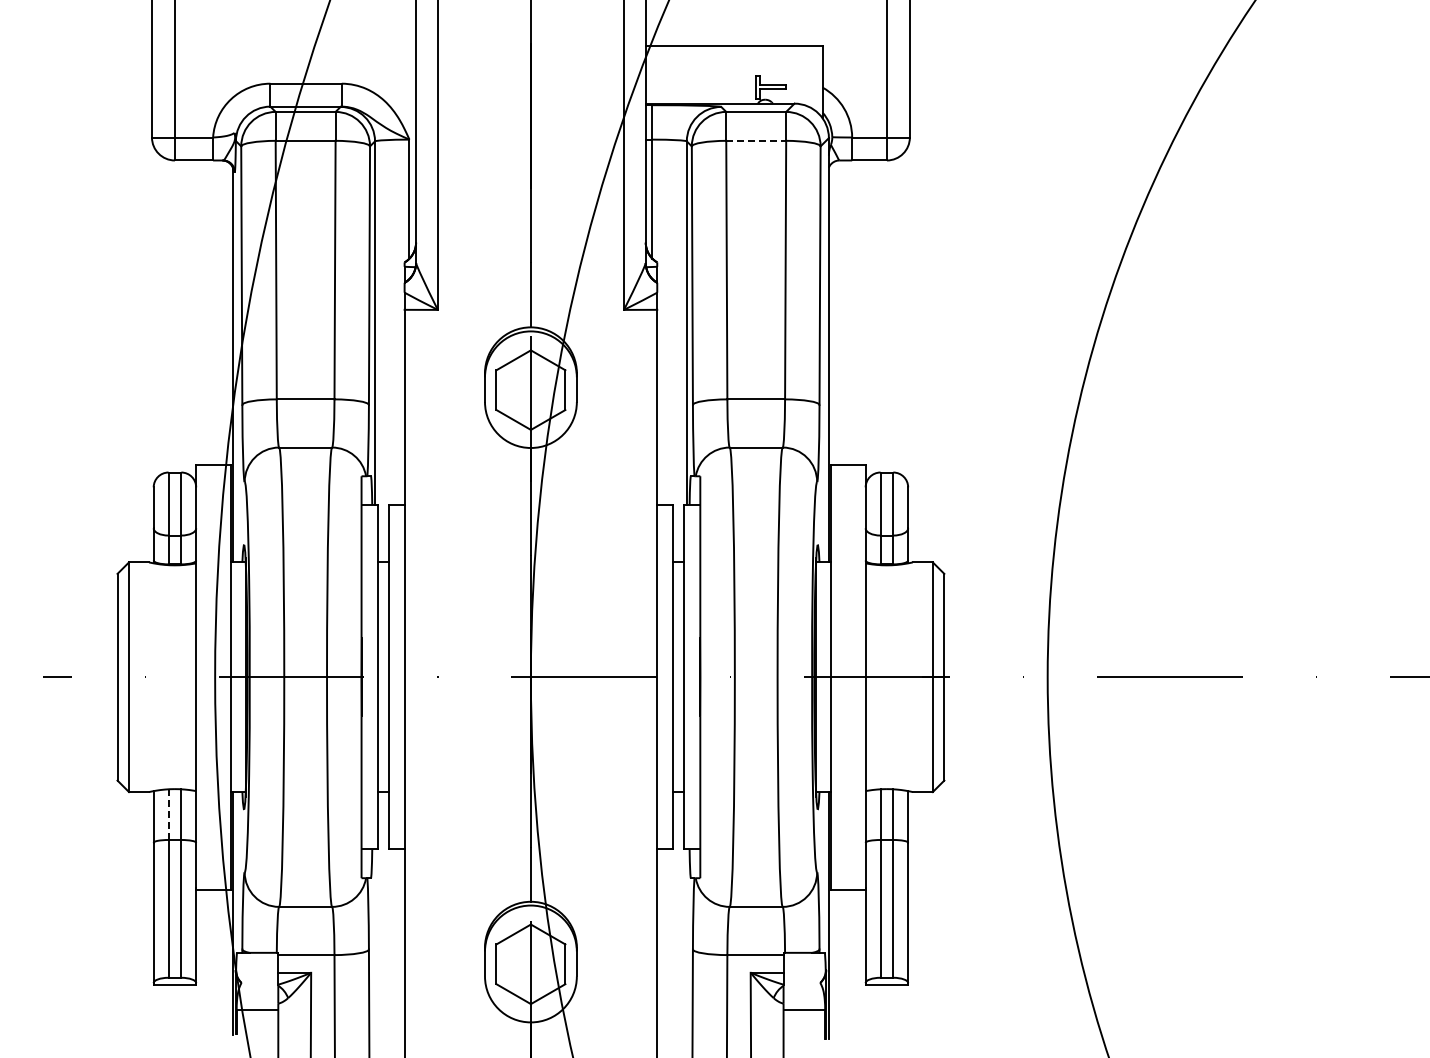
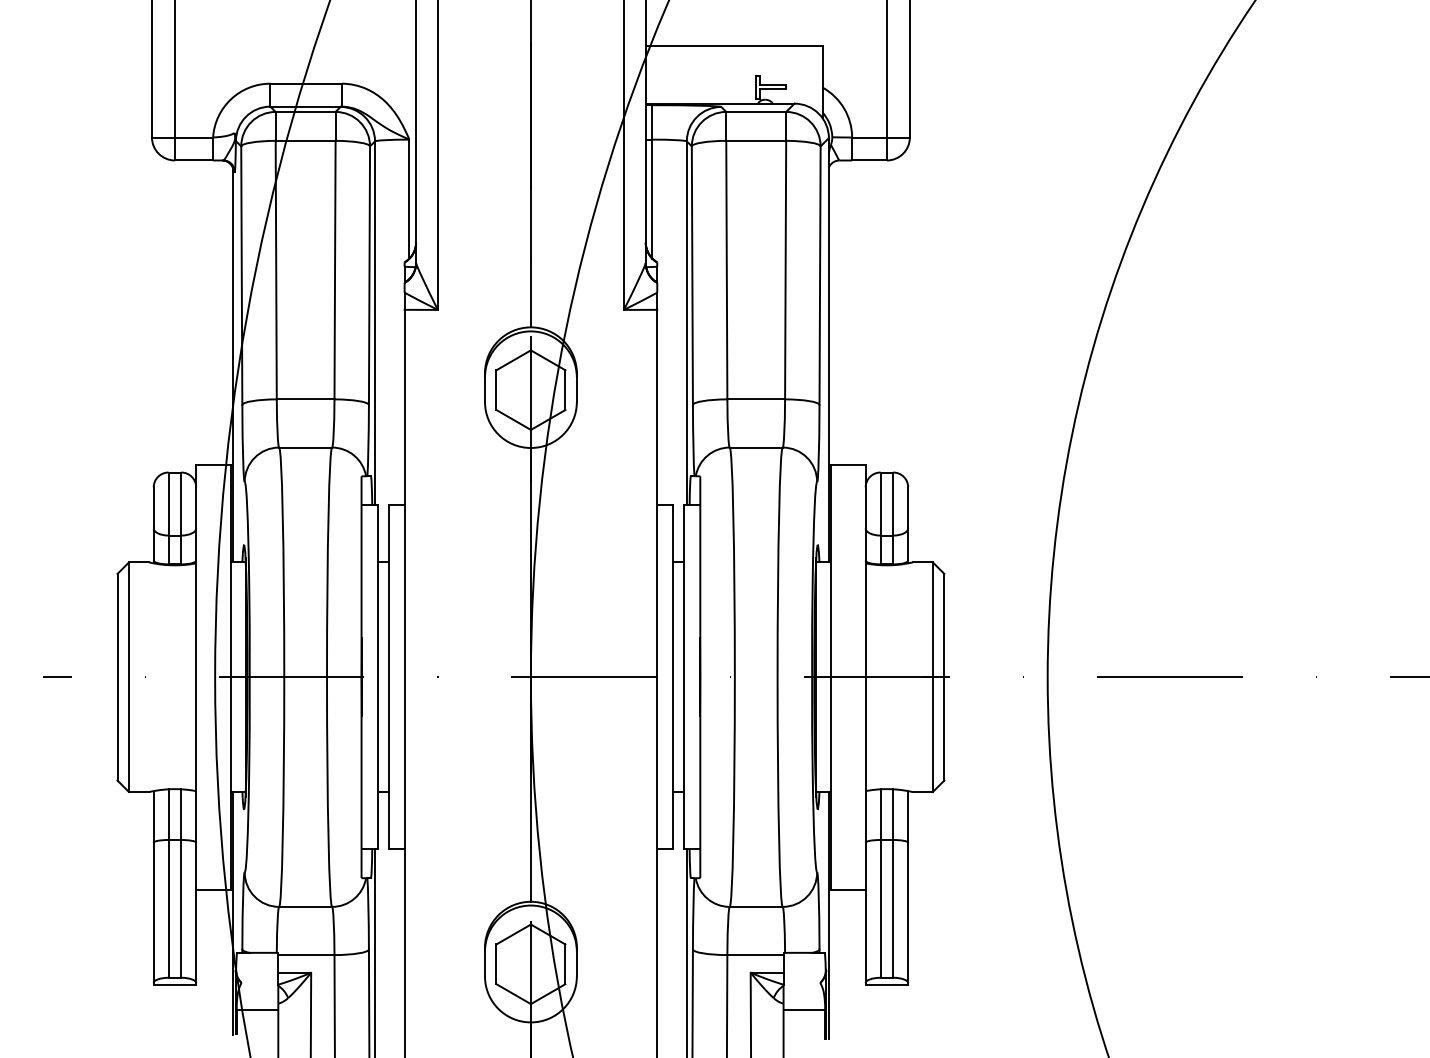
line: dashed -> solid (756, 140)
line: dashed -> solid (168, 814)
line: none -> present (375, 951)
line: none -> present (686, 951)
